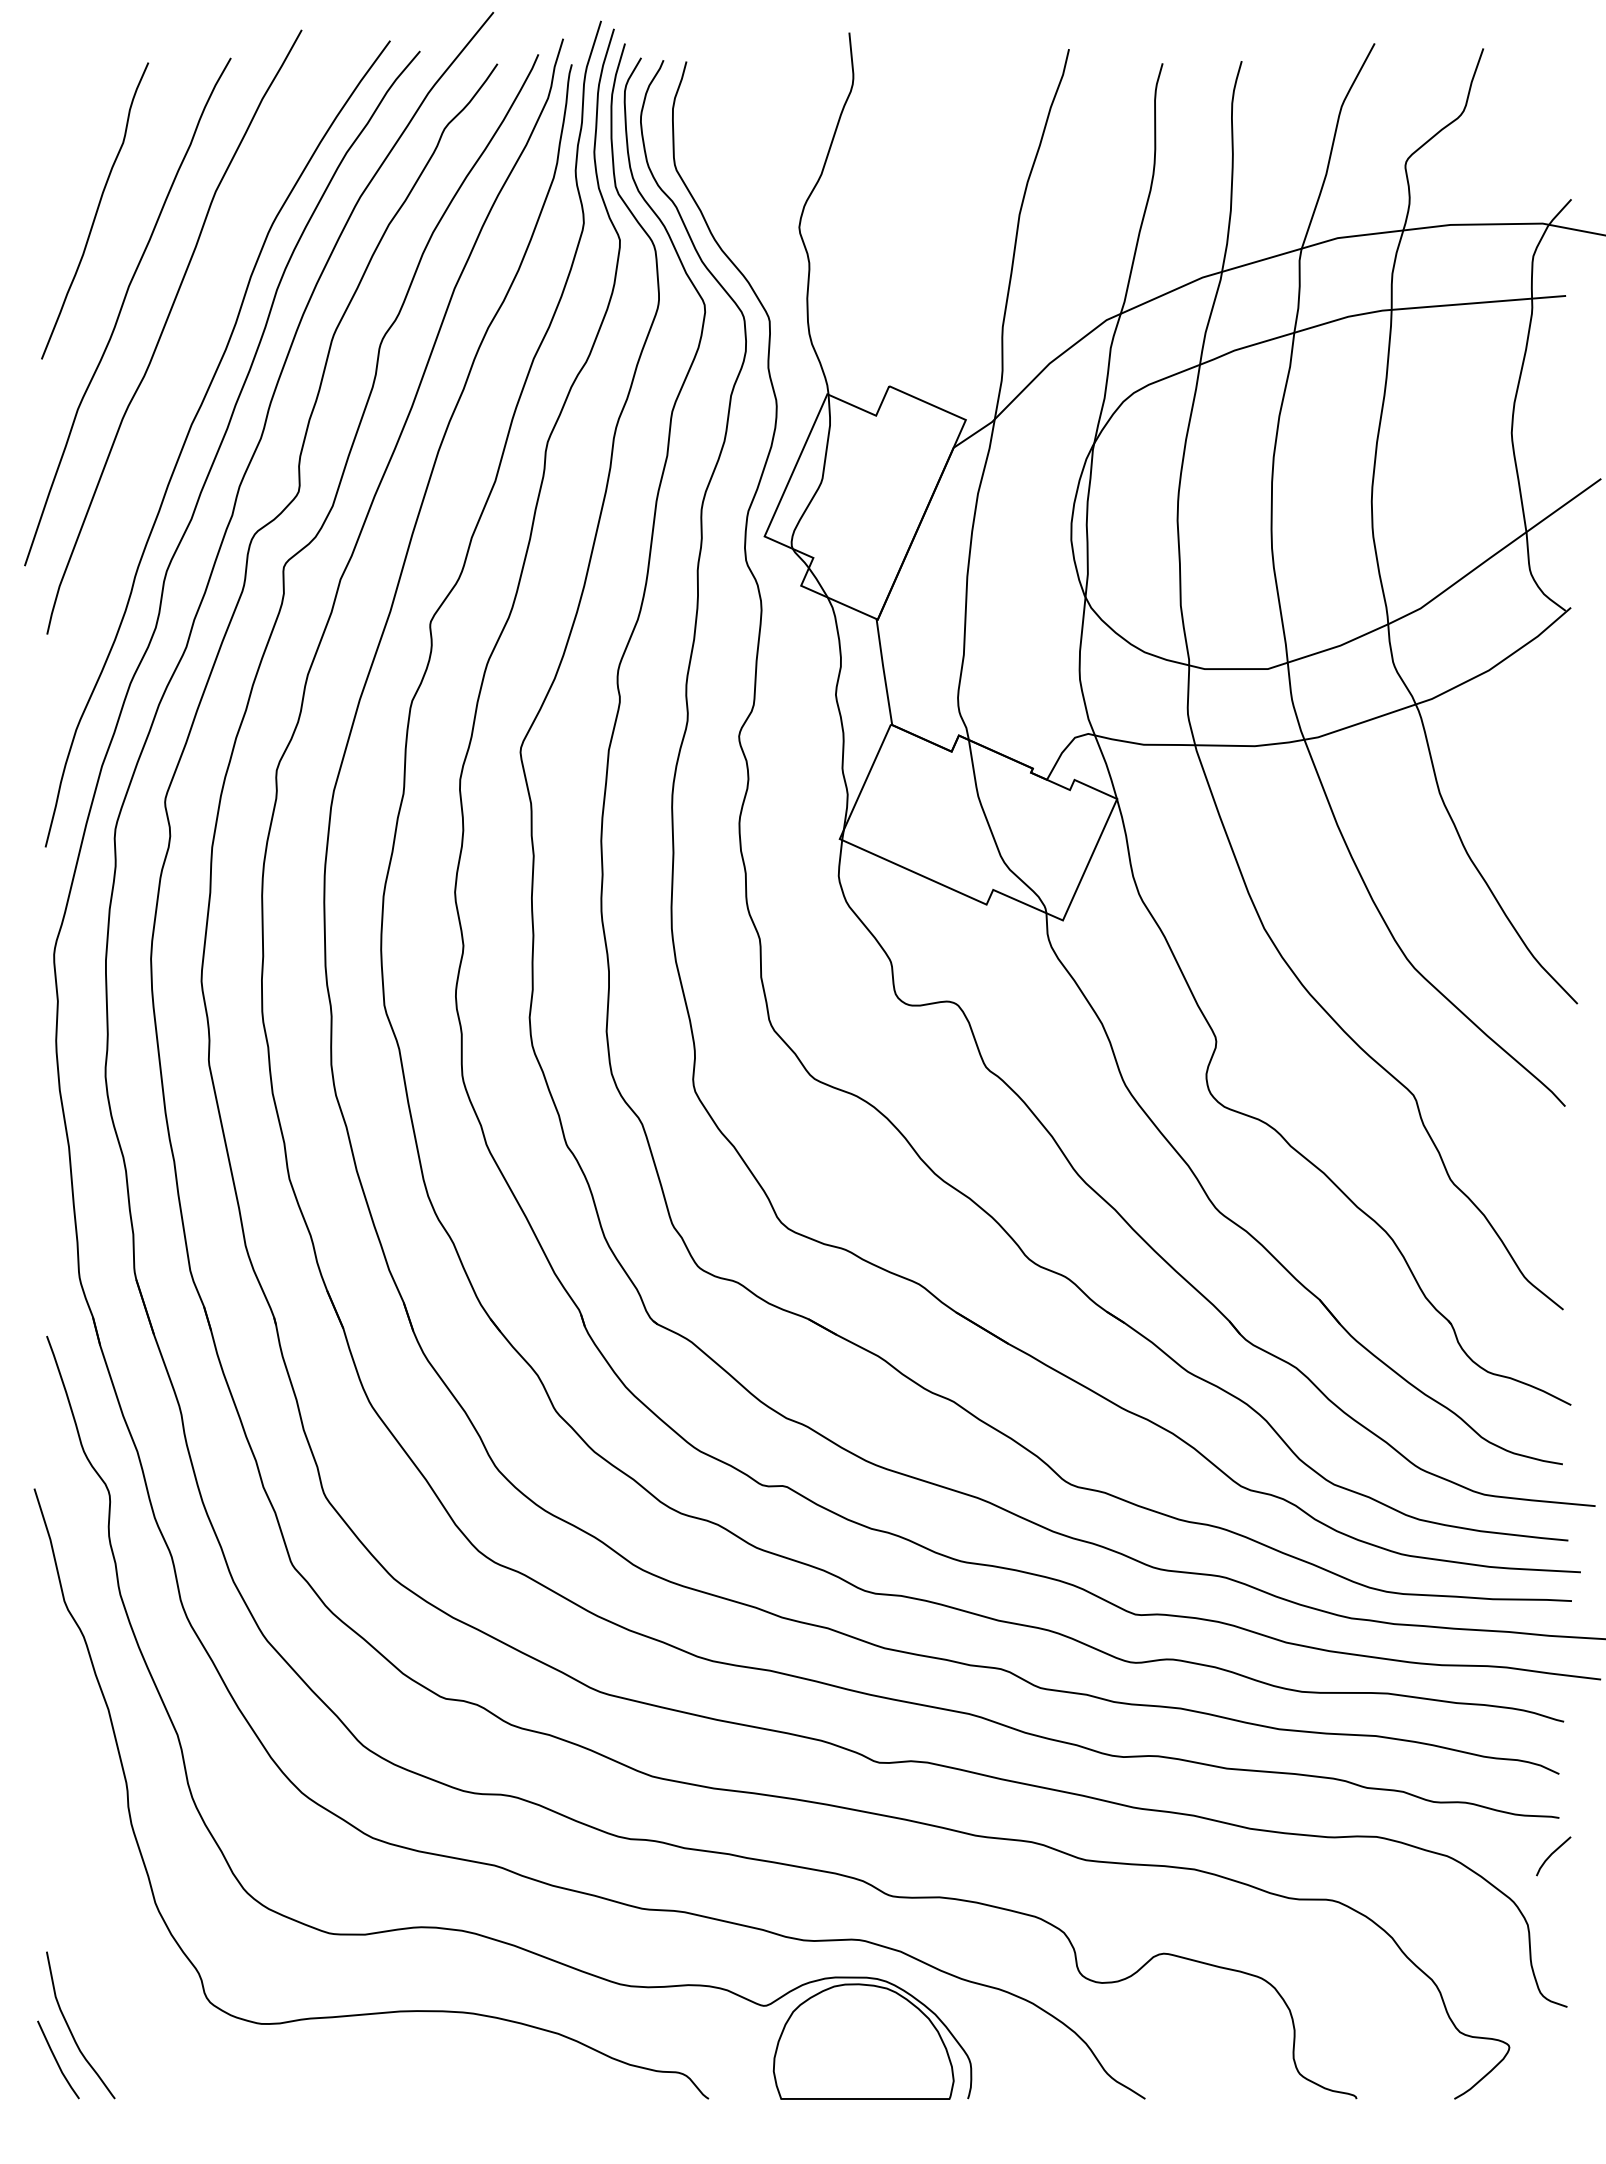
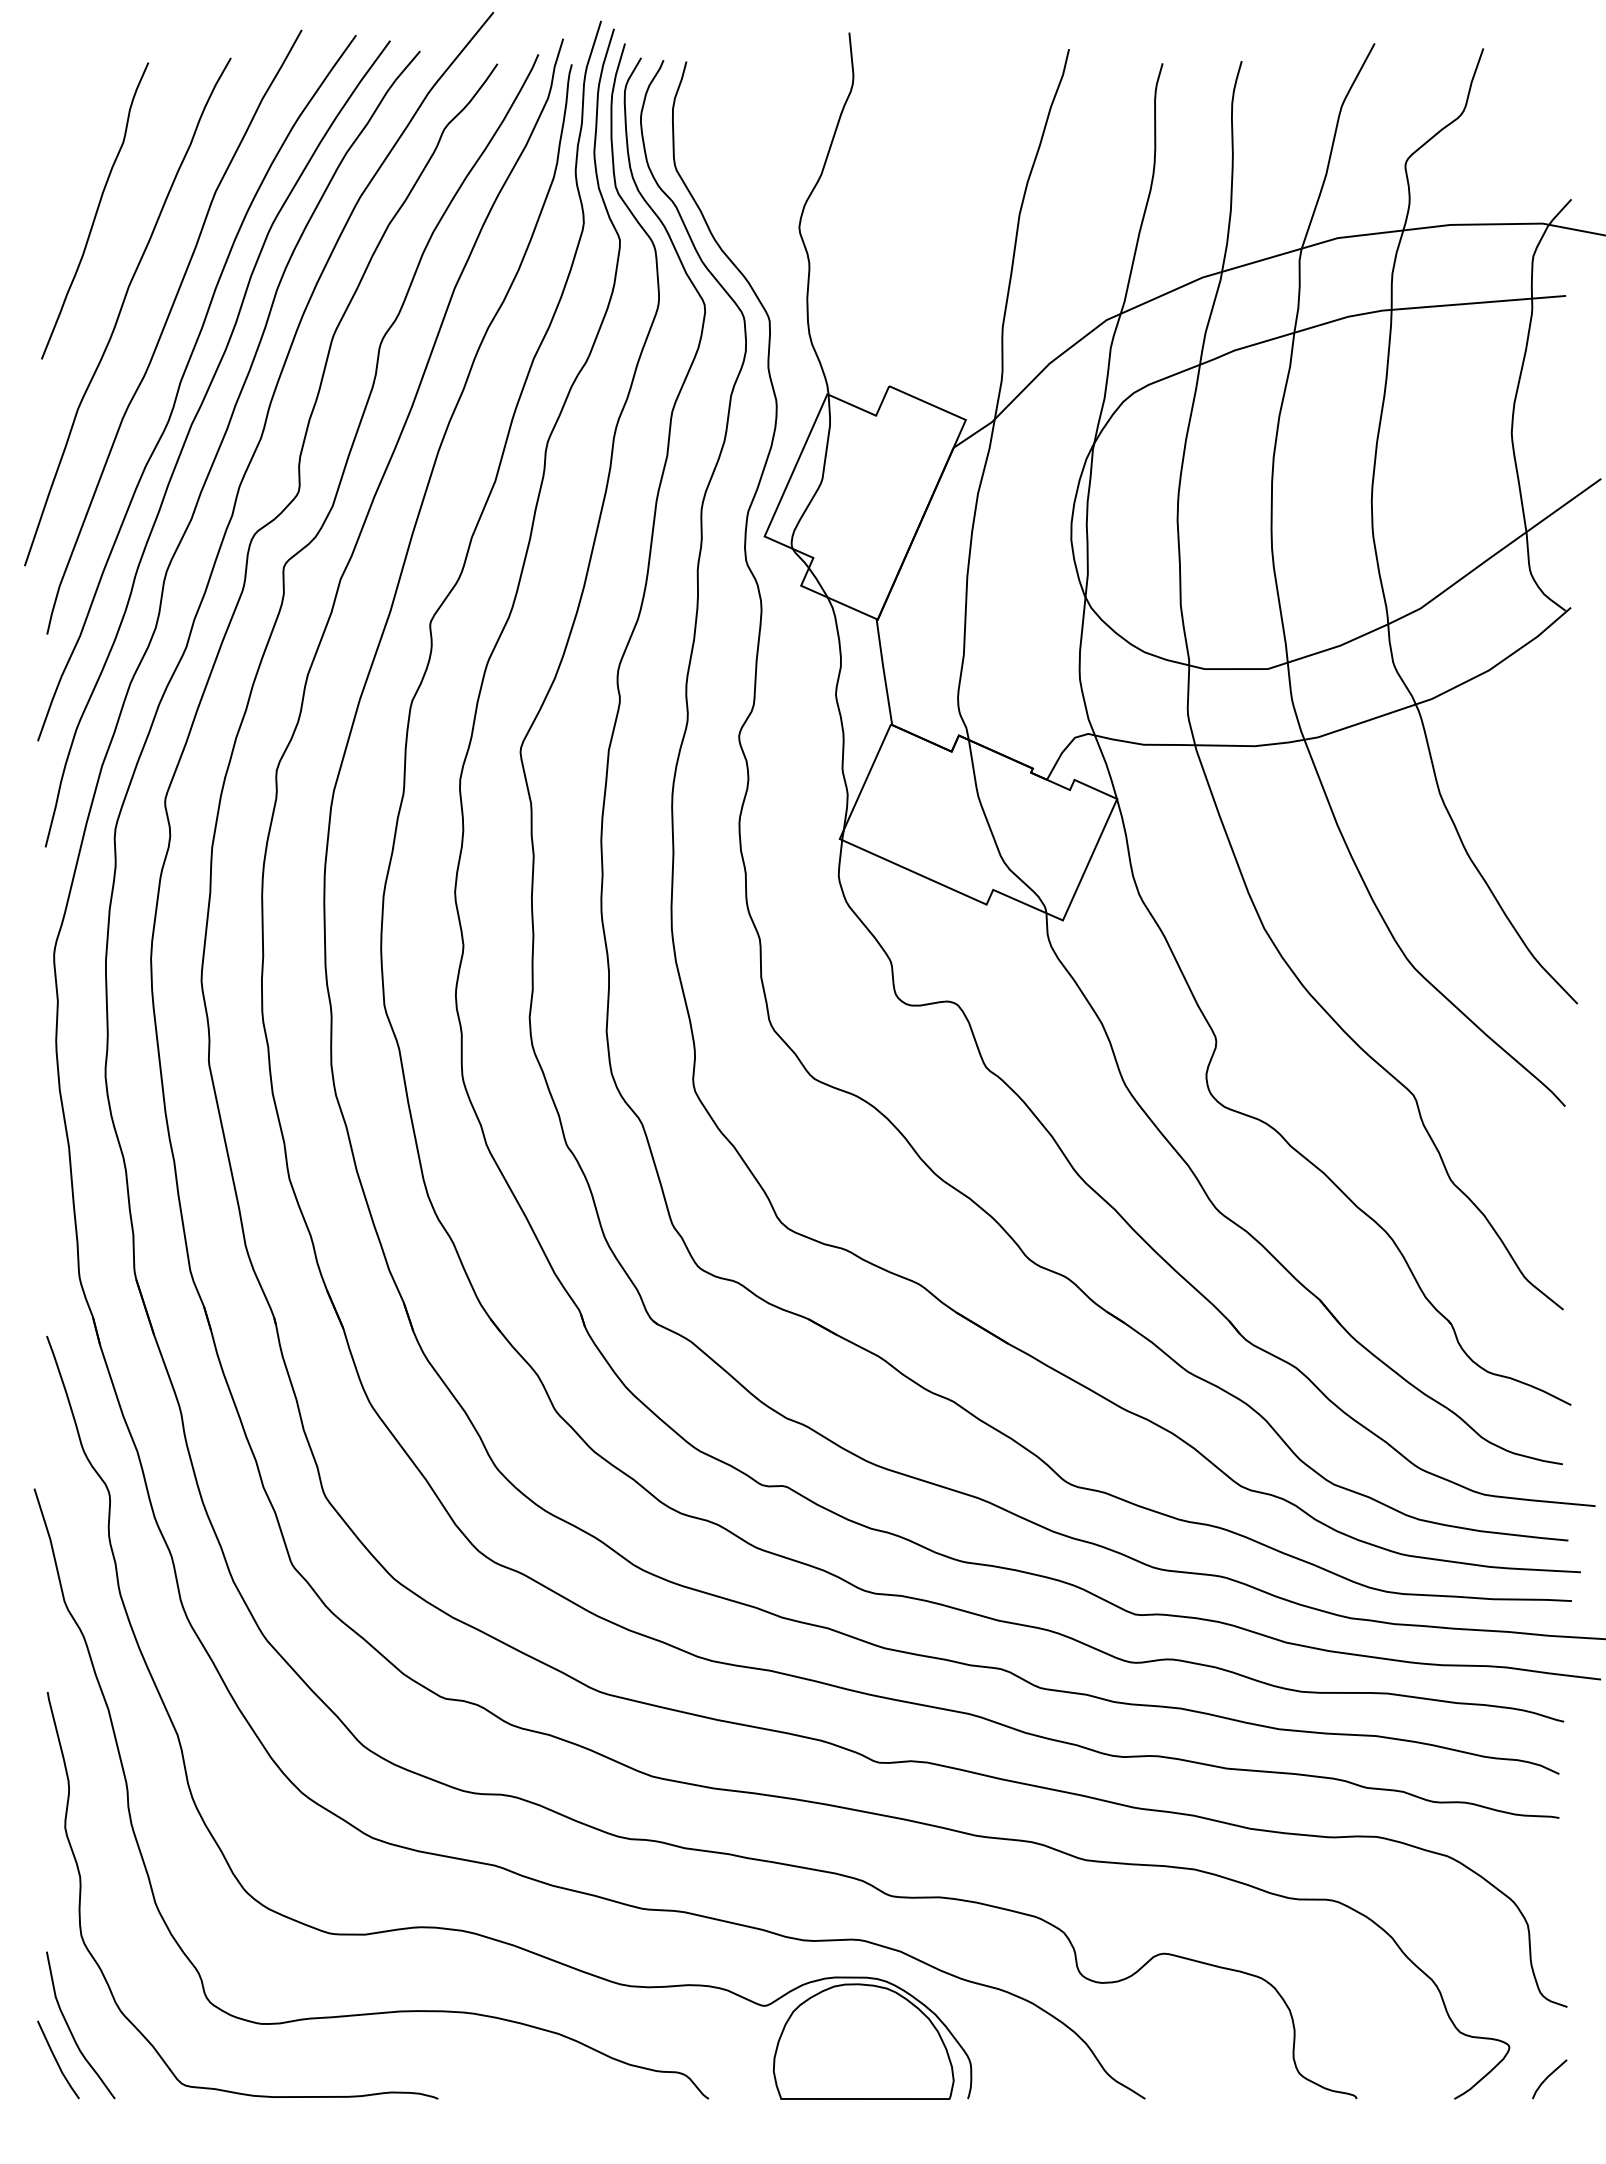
curve: none -> present (181, 383)
curve position: (1552, 1854) -> (1548, 2077) (1548, 2077)
curve: none -> present (101, 1968)
